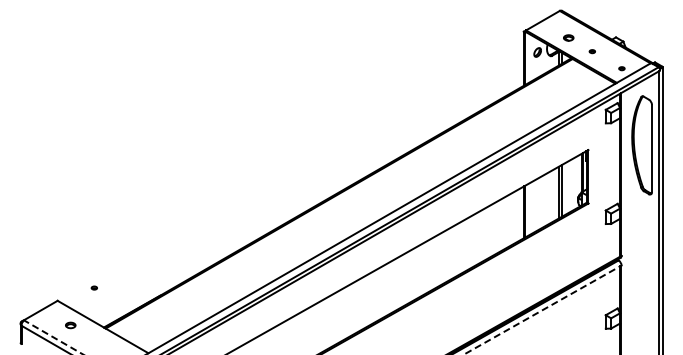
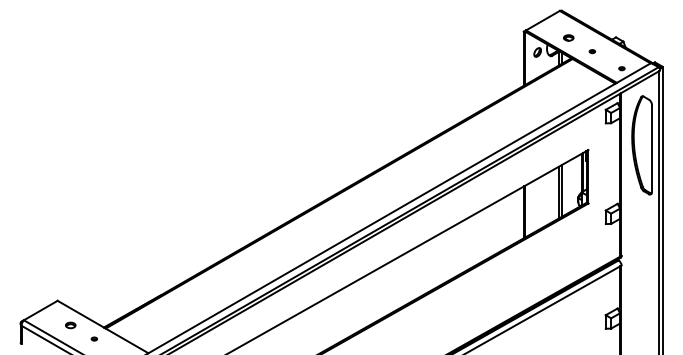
part position: (93, 287) -> (93, 338) (93, 338)
line: dashed -> solid (541, 310)
line: dashed -> solid (53, 337)
